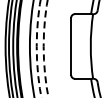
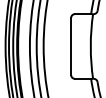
circle: dashed -> solid (38, 48)
circle: dashed -> solid (45, 48)
